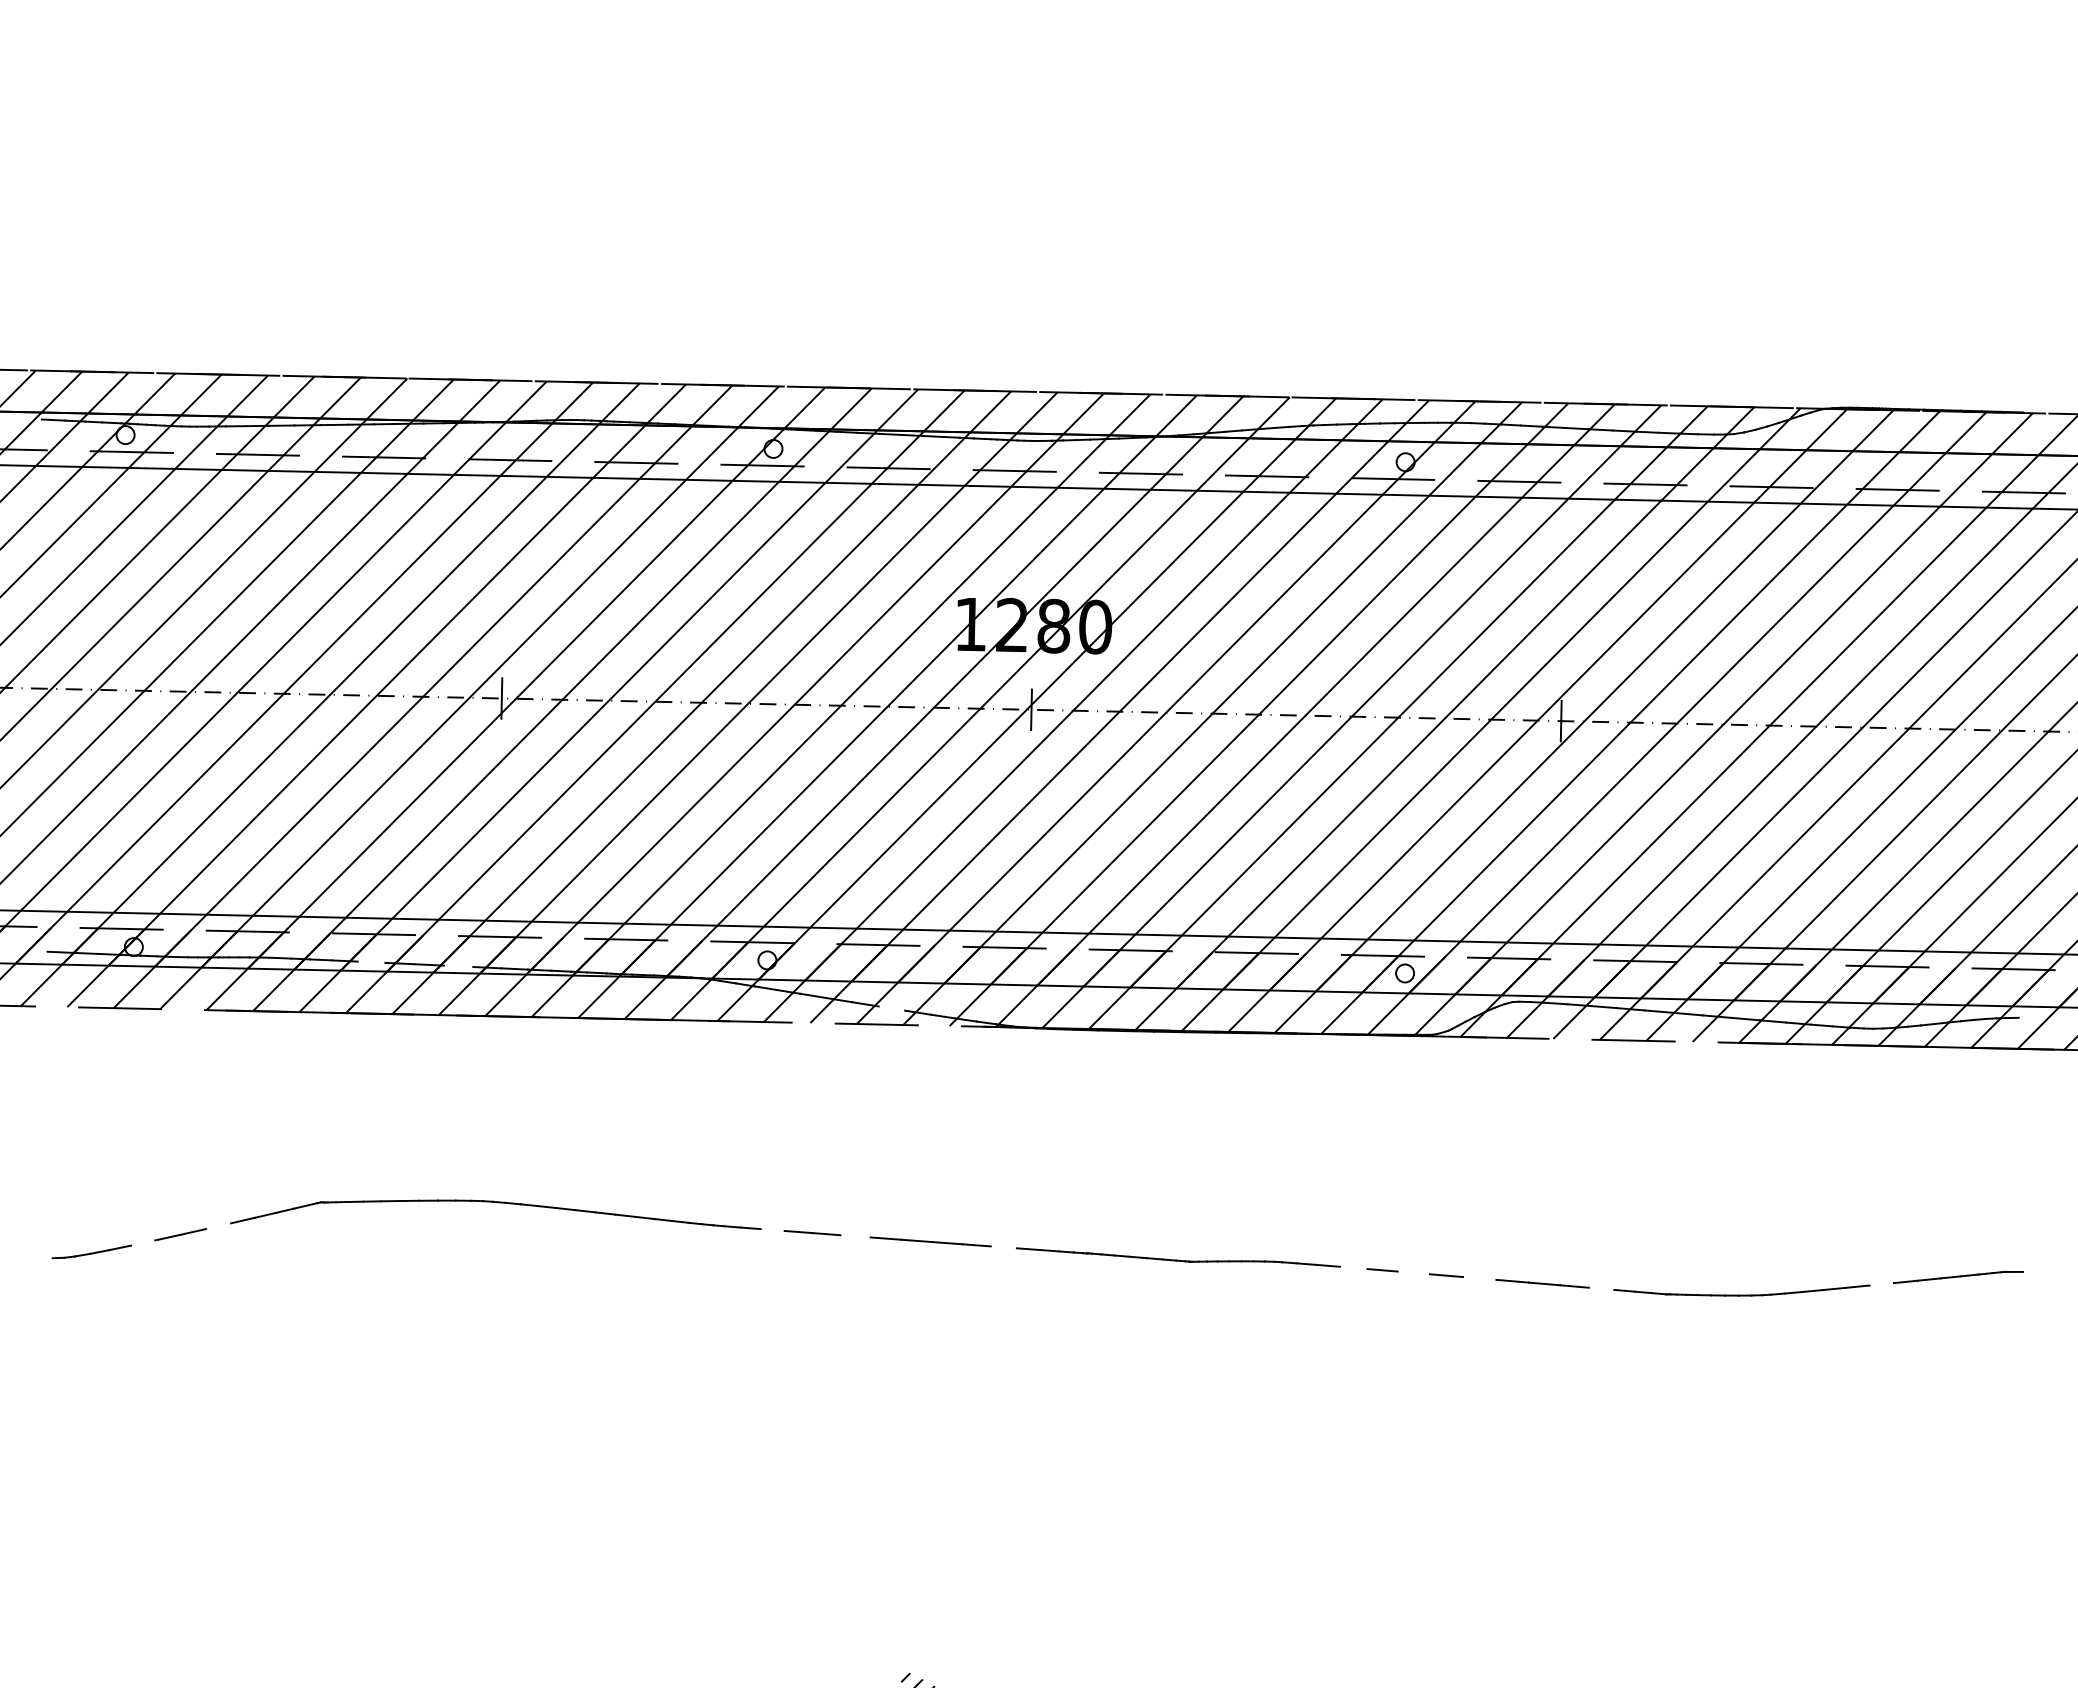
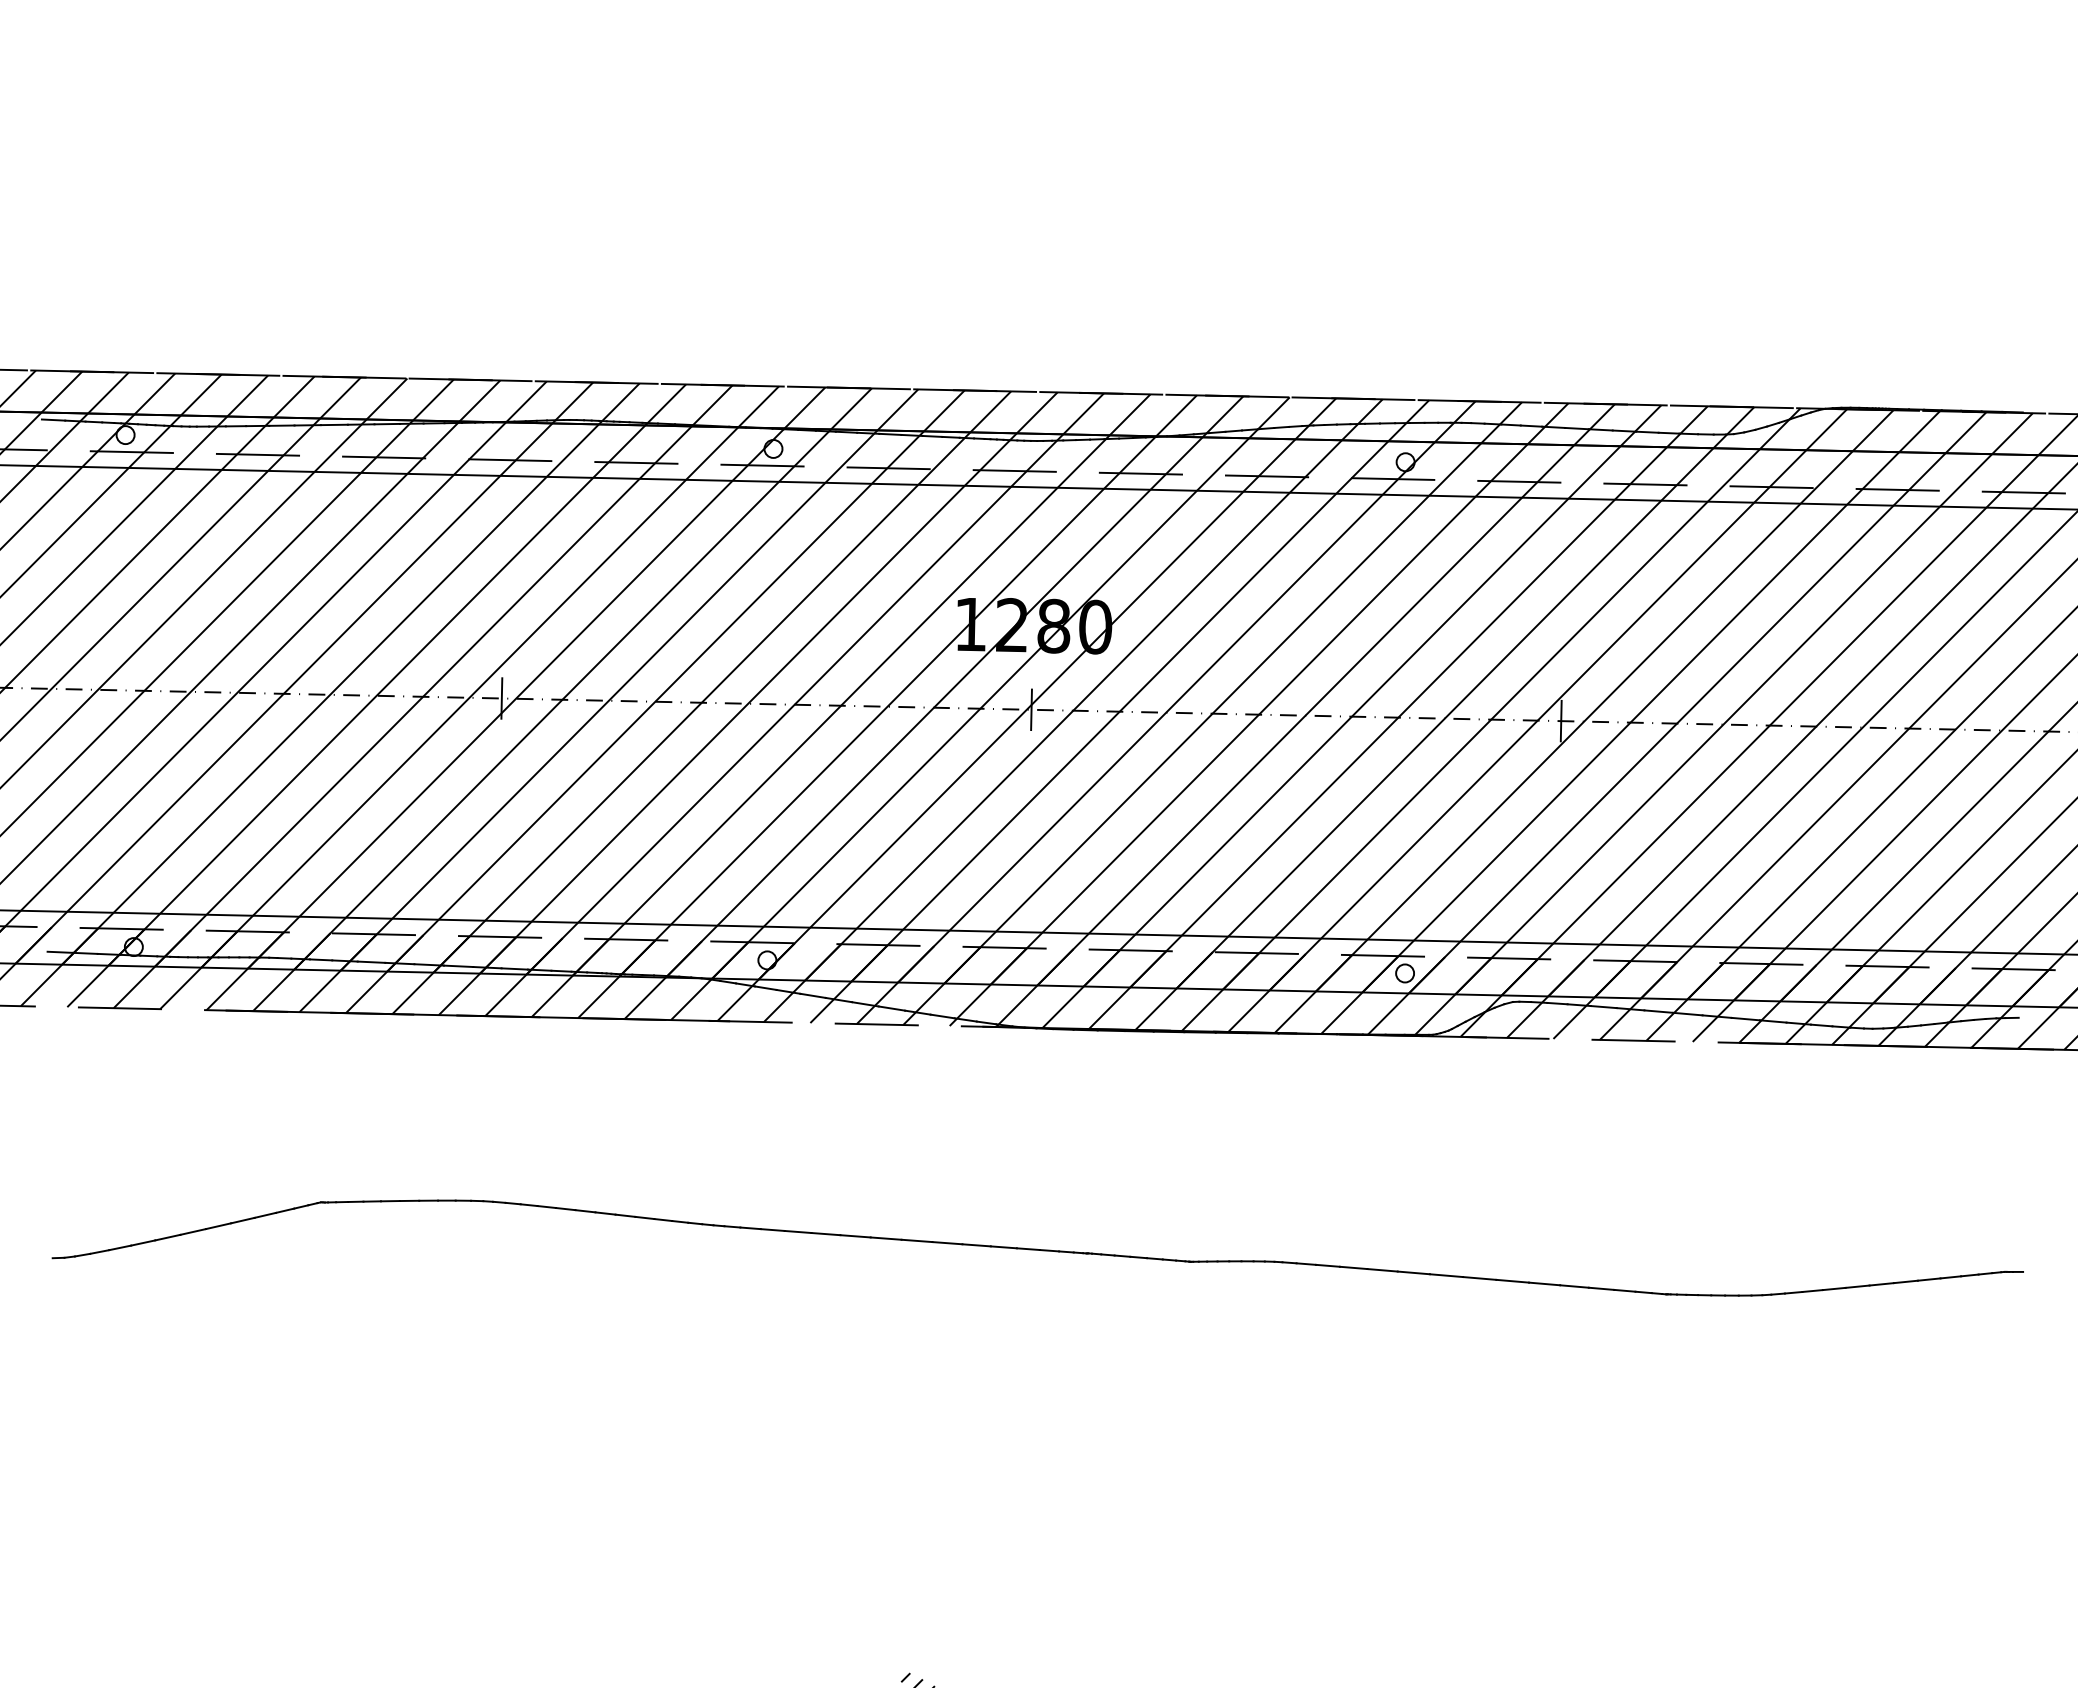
line: none -> present (371, 961)
line: none -> present (458, 966)
line: none -> present (891, 1008)
line: none -> present (218, 1226)
line: none -> present (772, 1229)
line: none -> present (855, 1236)
line: none -> present (143, 1242)
line: none -> present (1003, 1247)
line: none -> present (1353, 1267)
line: none -> present (1413, 1272)
line: none -> present (1479, 1278)
line: none -> present (1881, 1284)
line: none -> present (1601, 1288)
